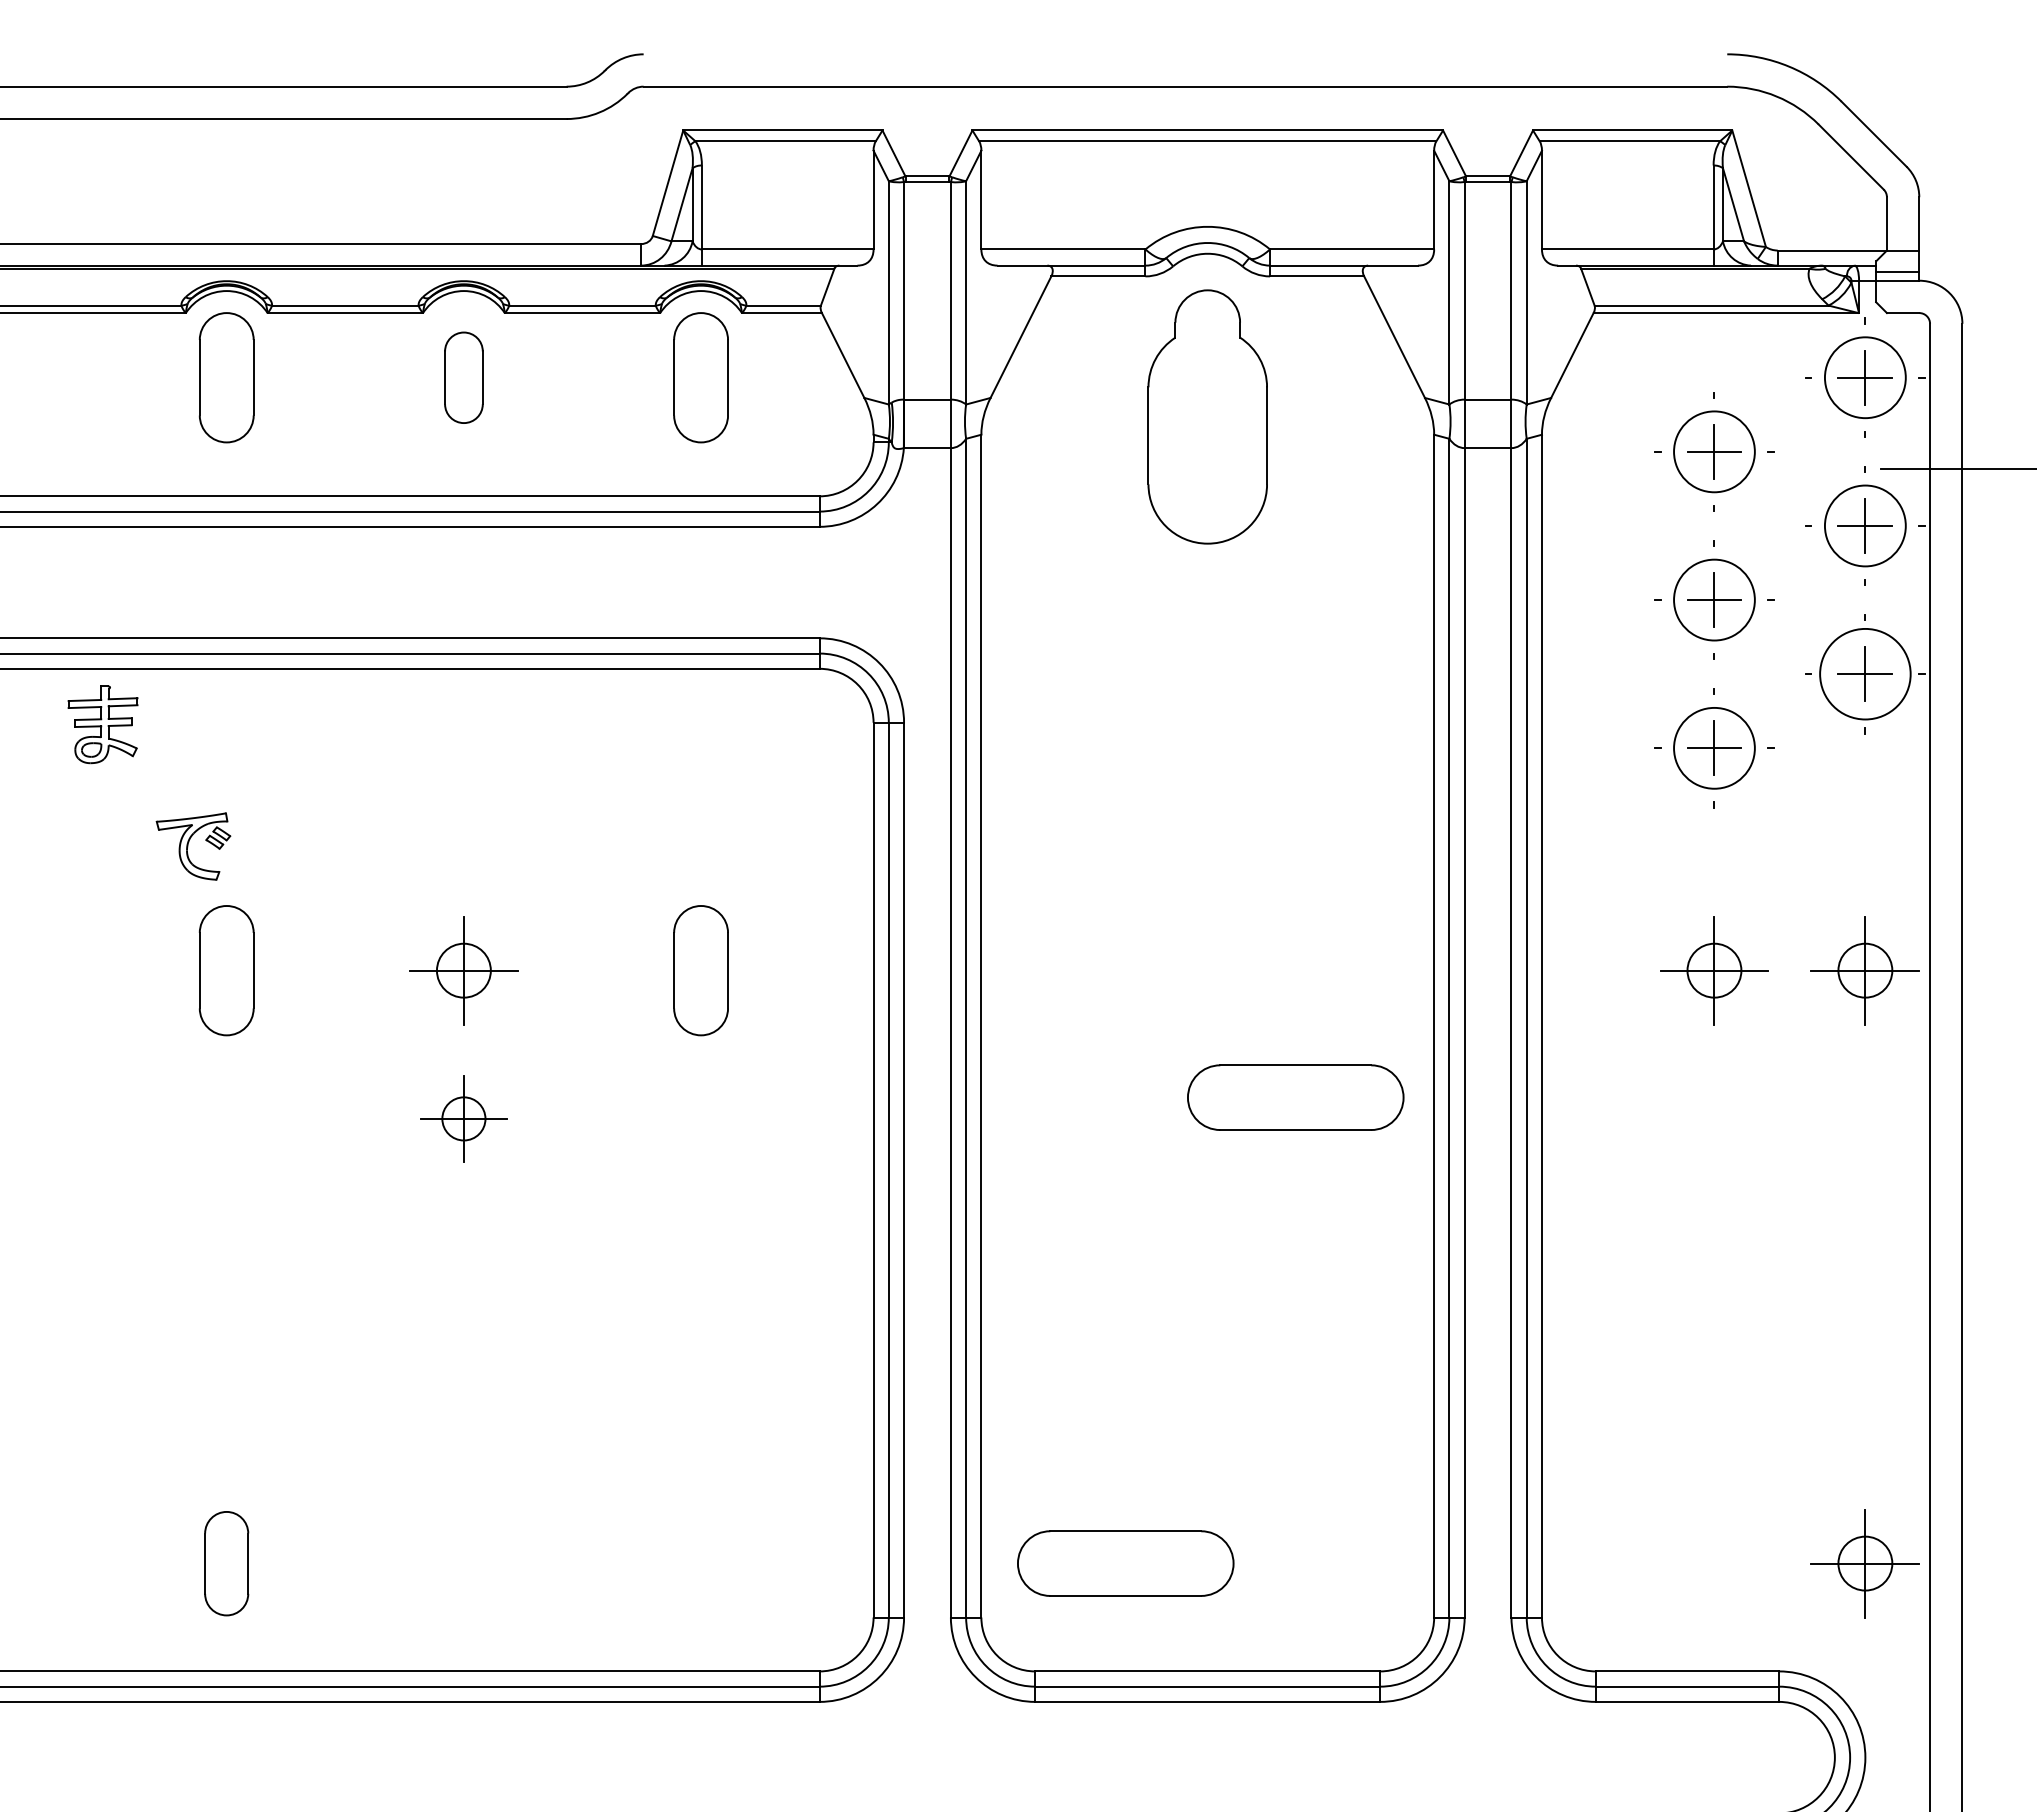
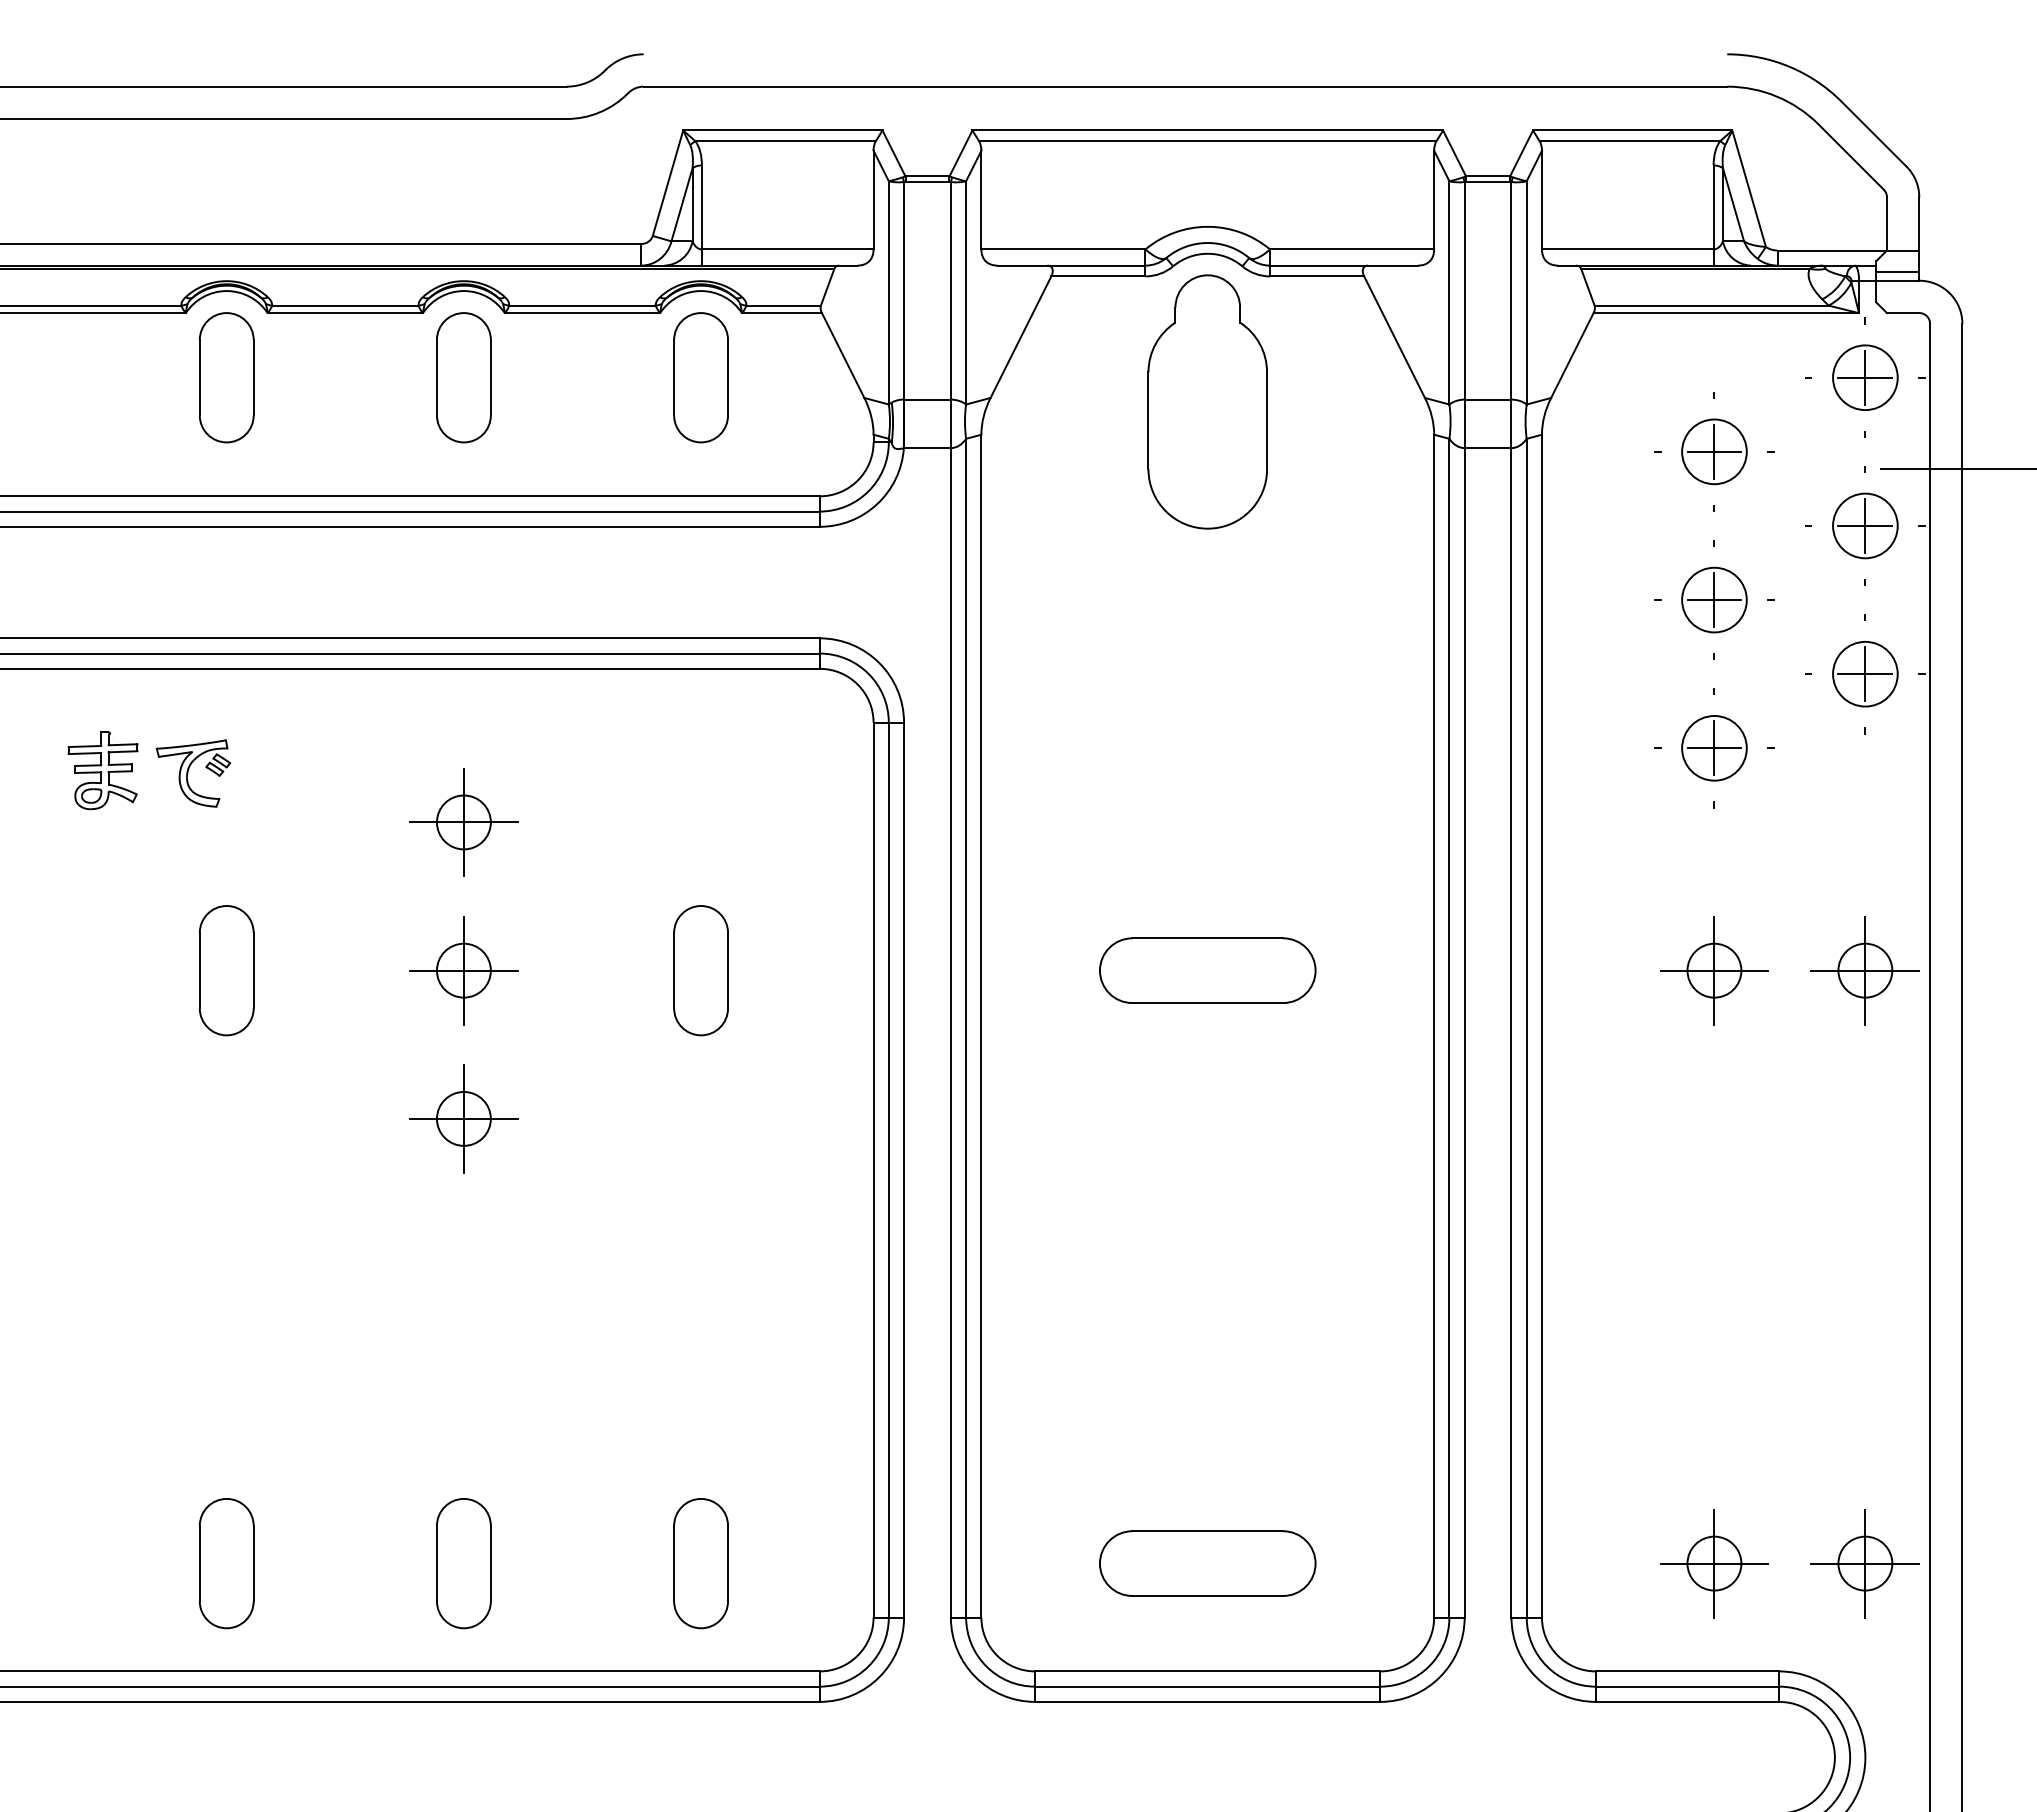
part size: 40x93 px -> 56x132 px (463, 377)
circle diameter: 81 px -> 65 px (1865, 377)
part position: (1207, 416) -> (1207, 401) (1207, 401)
circle diameter: 81 px -> 65 px (1714, 451)
circle diameter: 81 px -> 65 px (1865, 525)
circle diameter: 81 px -> 65 px (1714, 599)
circle diameter: 91 px -> 65 px (1865, 673)
part position: (102, 724) -> (102, 770) (102, 770)
circle diameter: 81 px -> 65 px (1714, 747)
part: none -> present (463, 822)
part position: (193, 846) -> (193, 773) (193, 773)
part position: (1295, 1097) -> (1207, 970) (1207, 970)
part size: 88x88 px -> 110x110 px (463, 1118)
part size: 46x106 px -> 57x132 px (226, 1563)
part: none -> present (463, 1563)
part: none -> present (700, 1563)
part position: (1125, 1563) -> (1207, 1563) (1207, 1563)
part: none -> present (1714, 1563)
